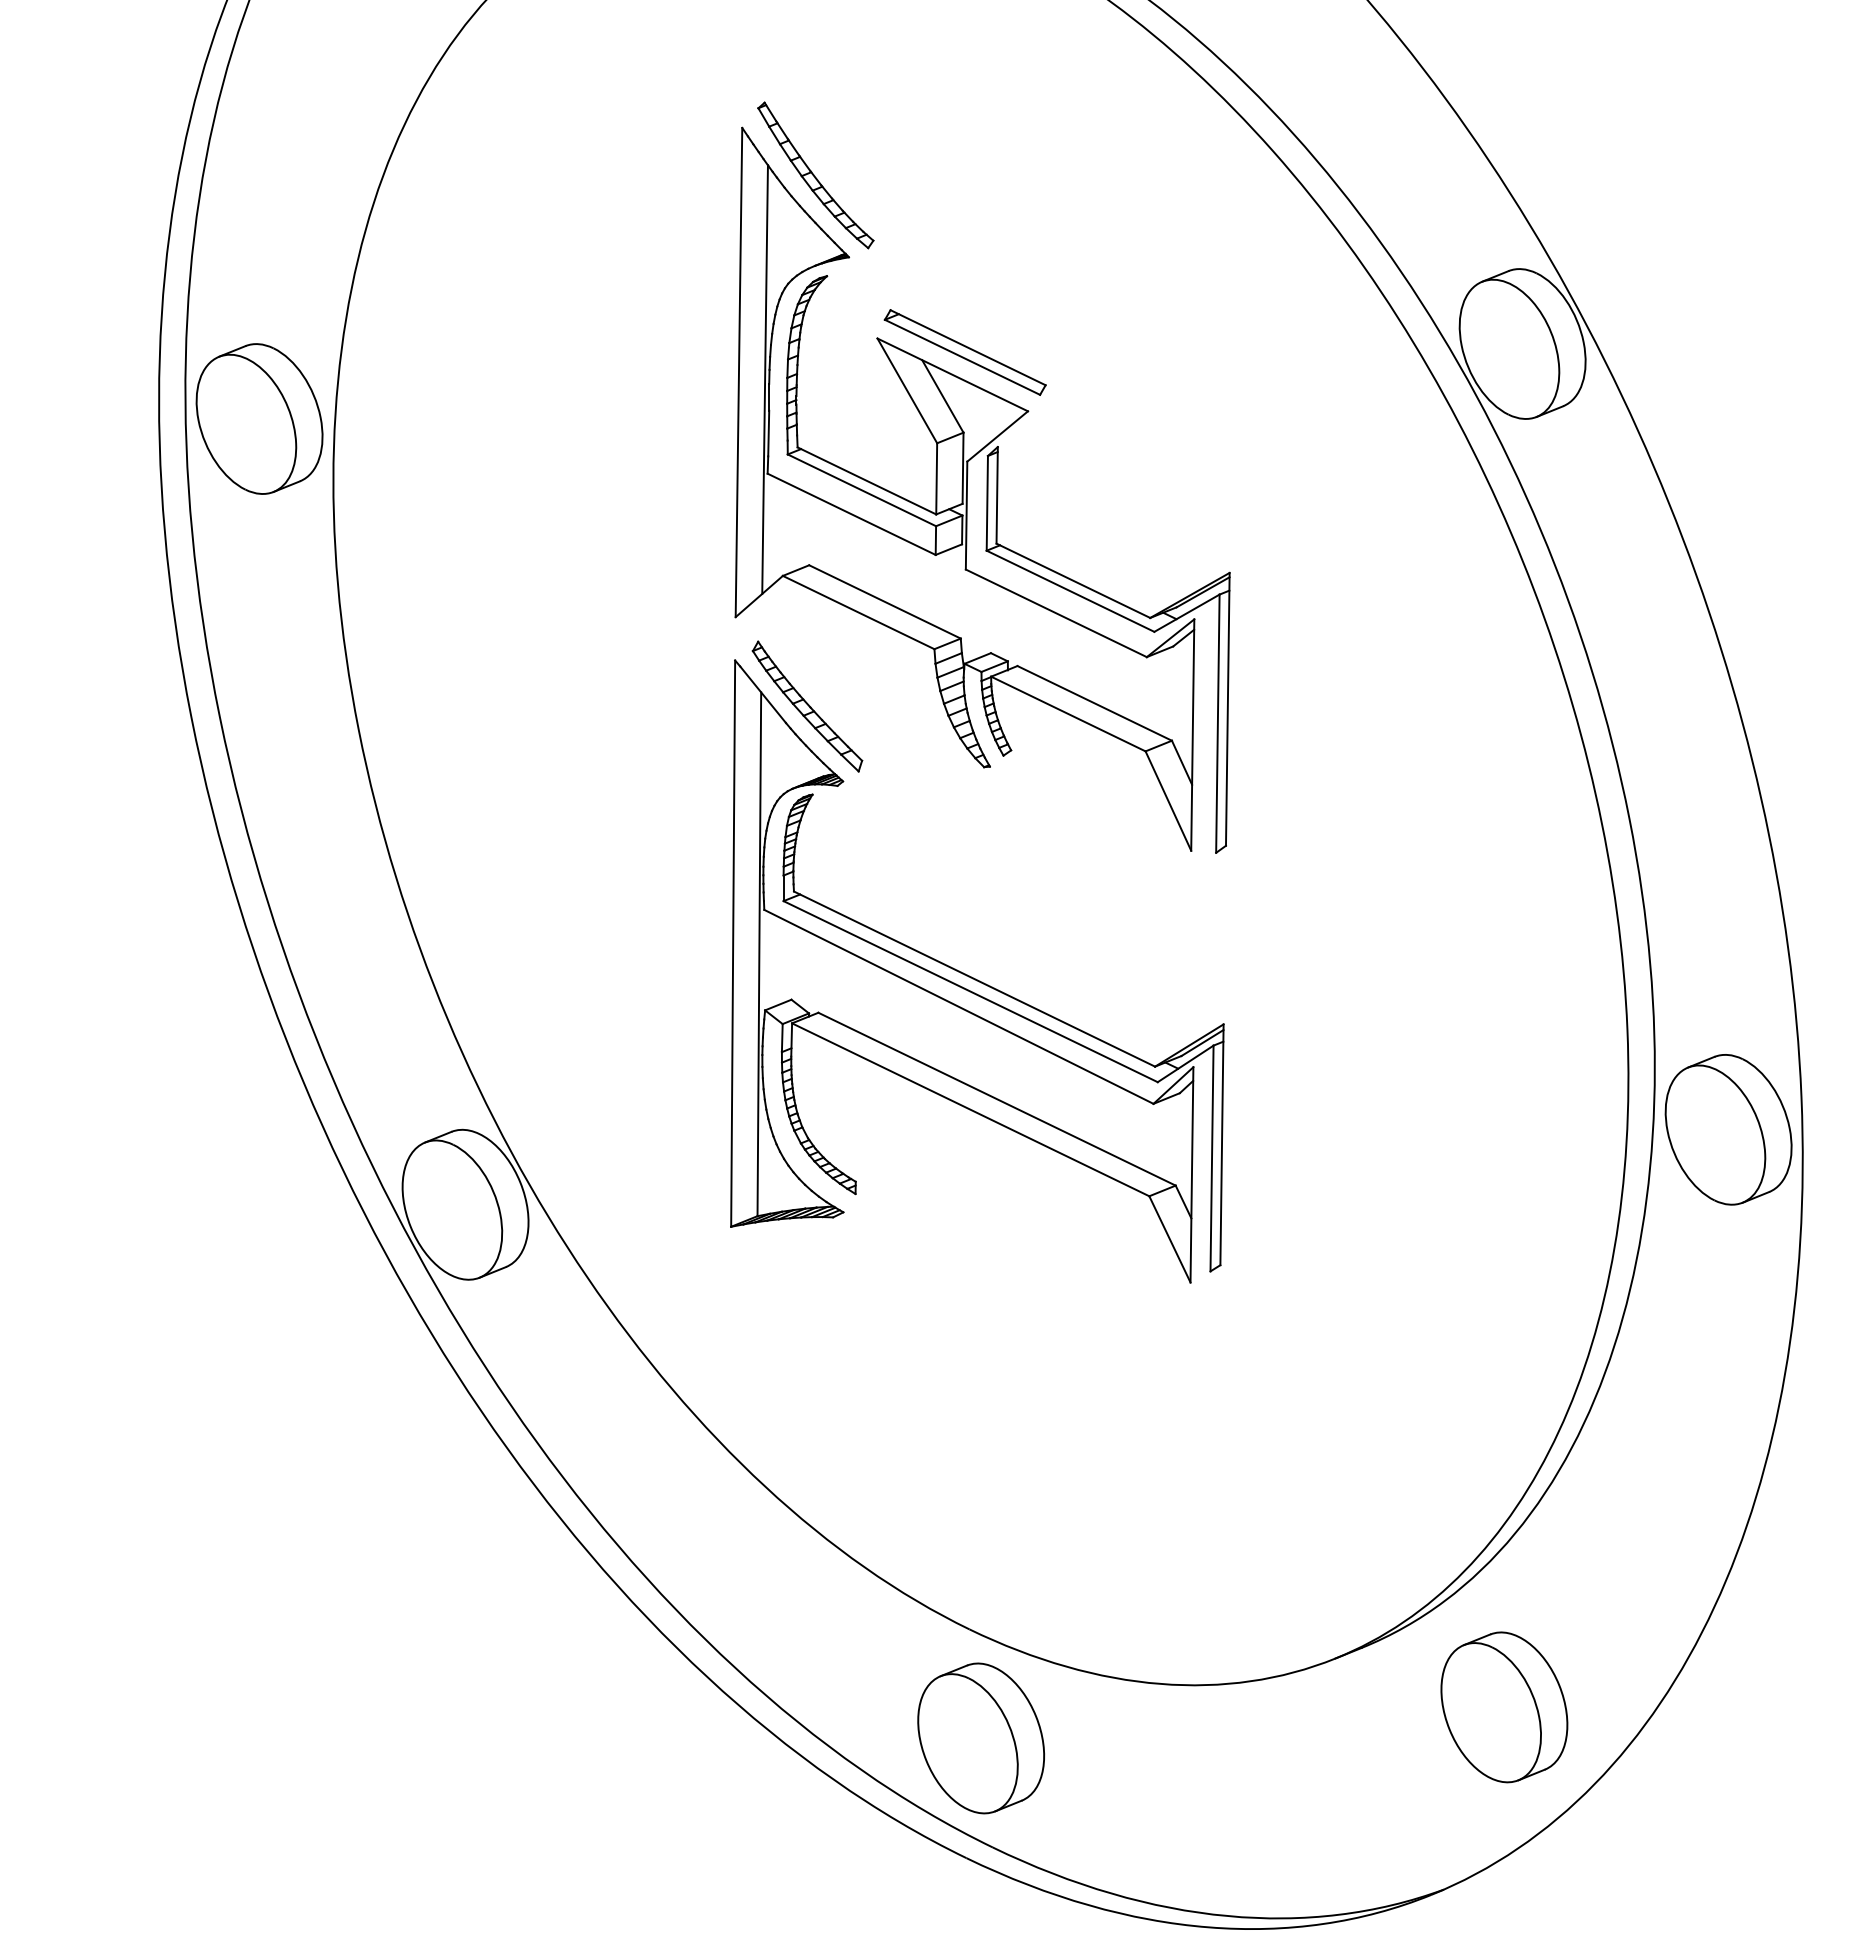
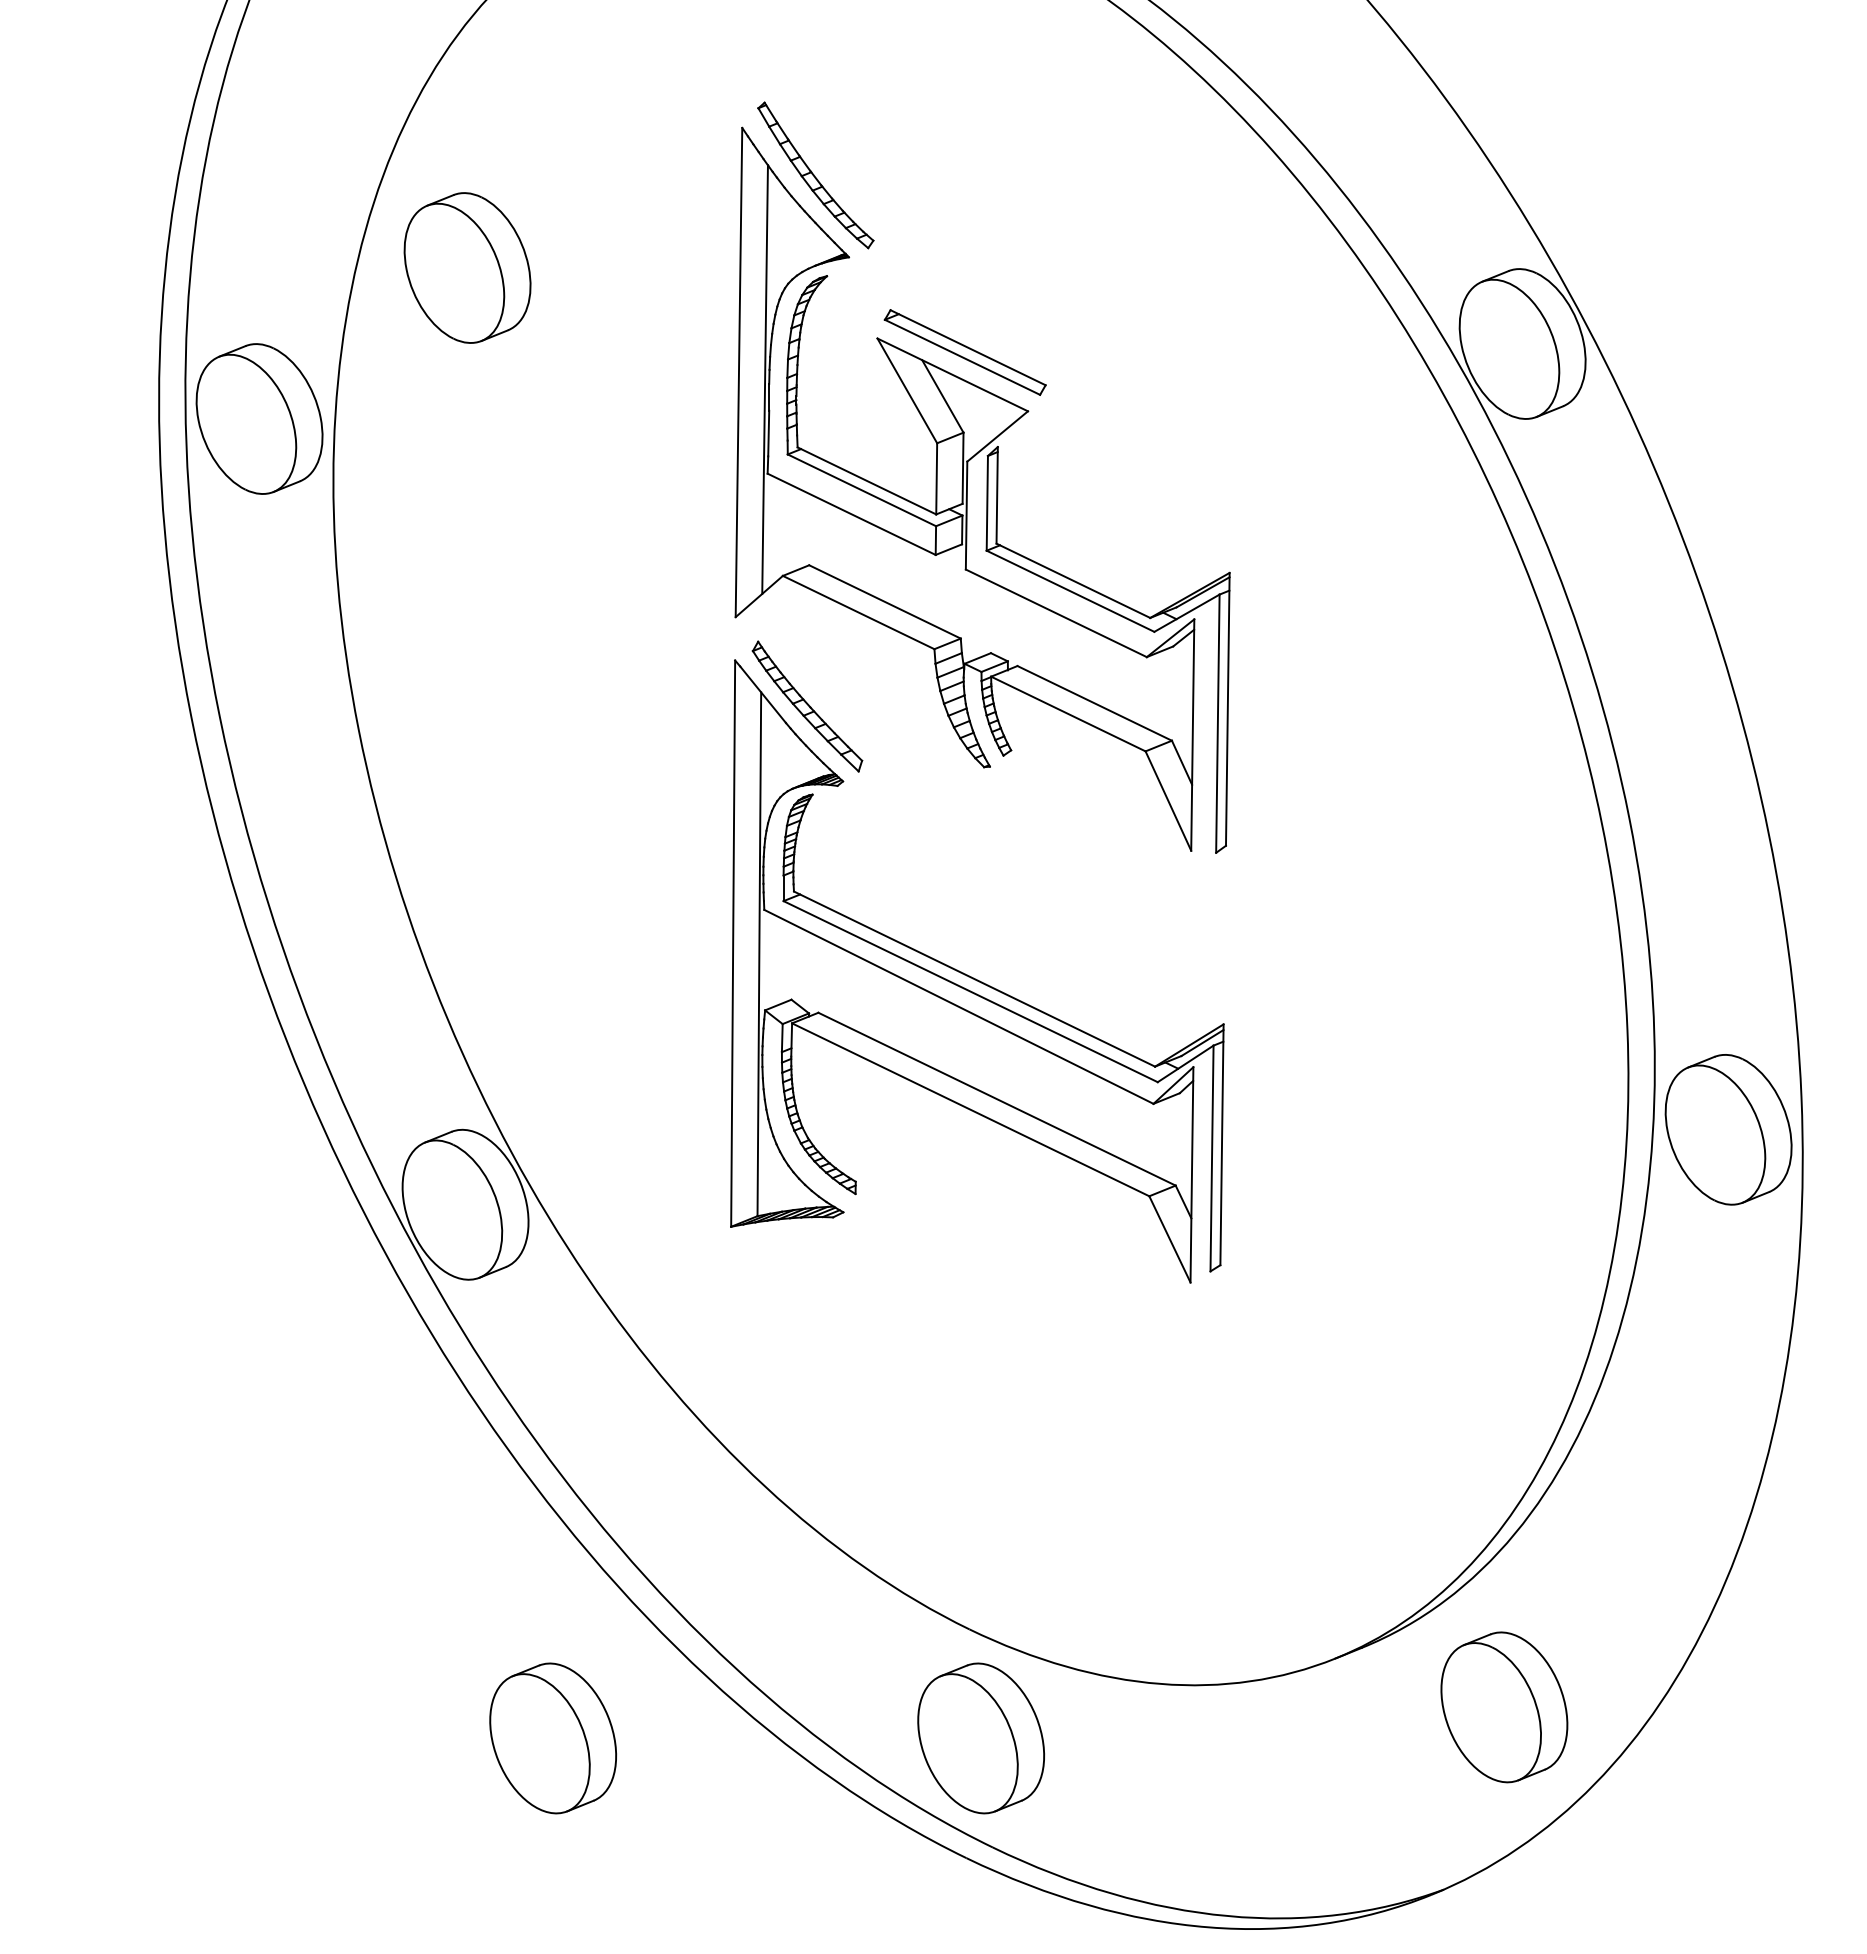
part: none -> present (467, 267)
part: none -> present (553, 1738)
